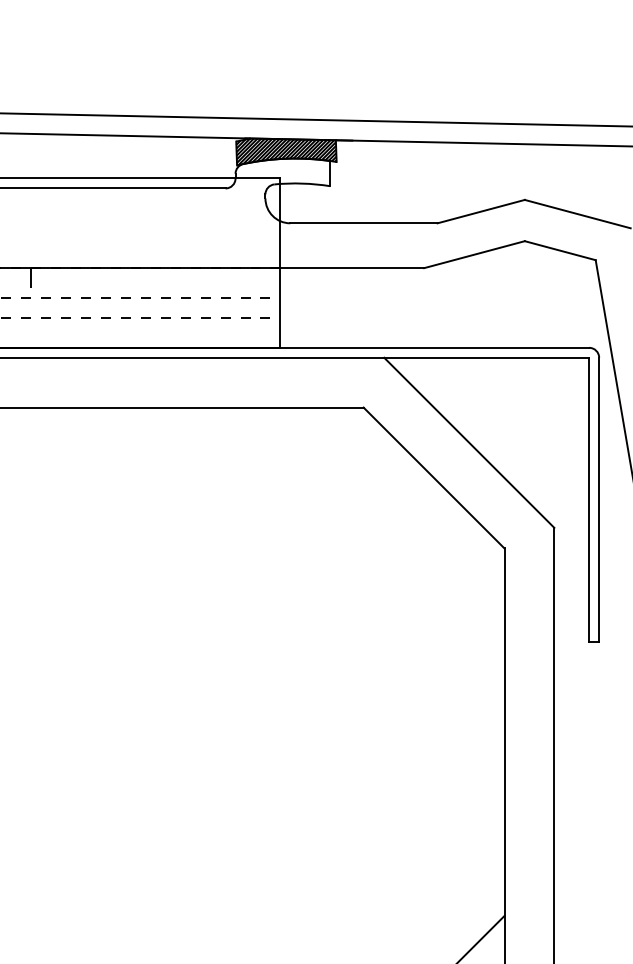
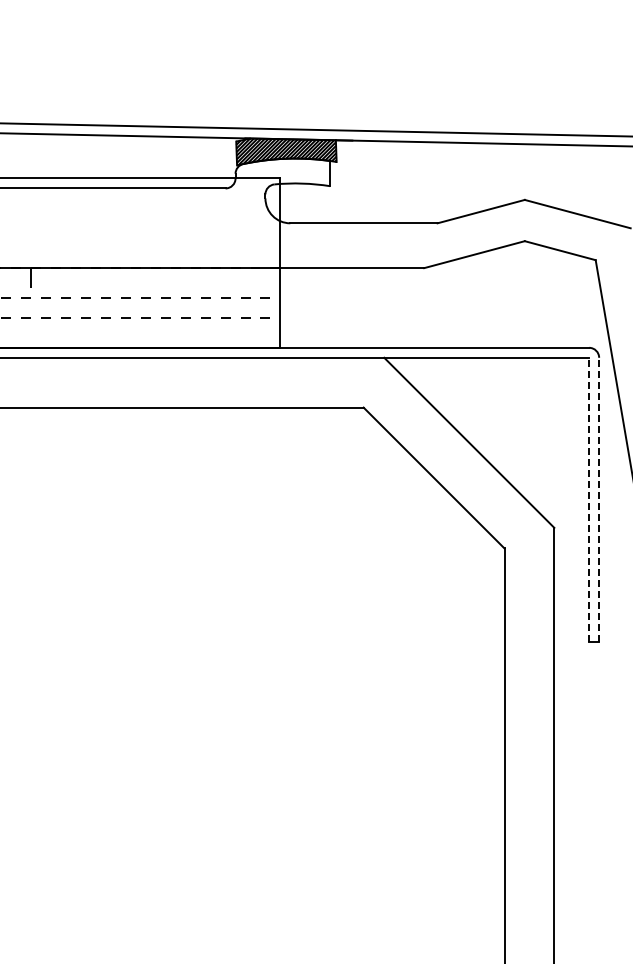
line position: (315, 119) -> (315, 129) (315, 129)
line: solid -> dashed (589, 499)
line: solid -> dashed (599, 499)
line: present -> none (481, 937)
